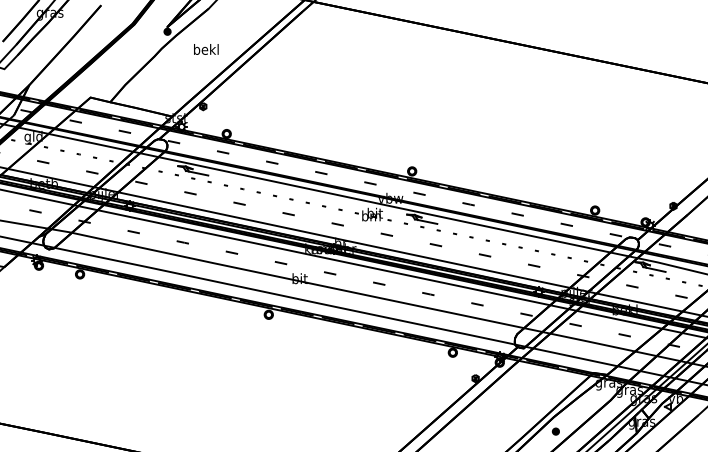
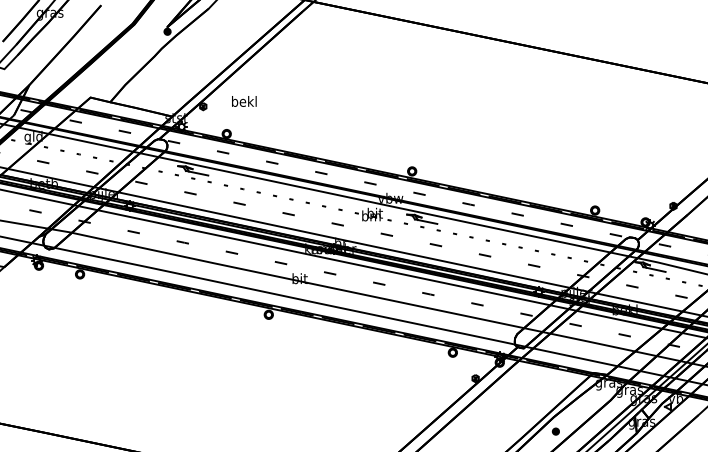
text position: (206, 49) -> (244, 101) (244, 101)
